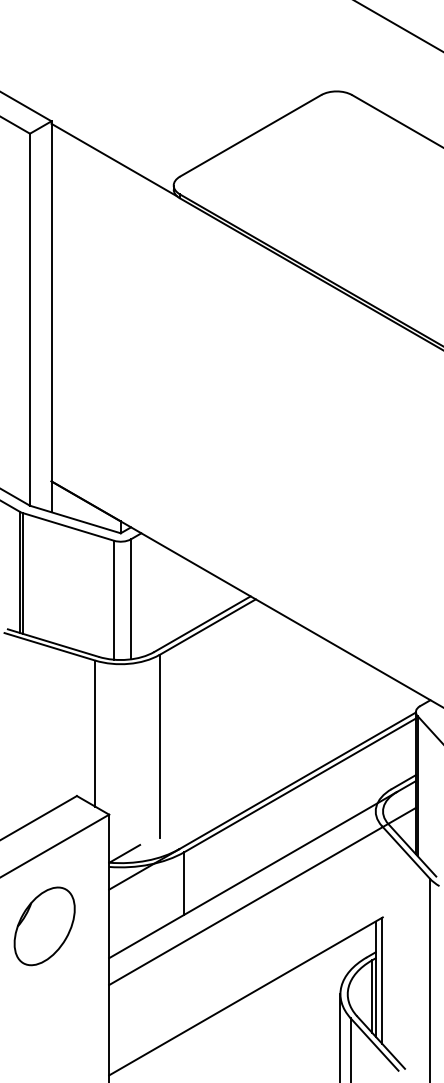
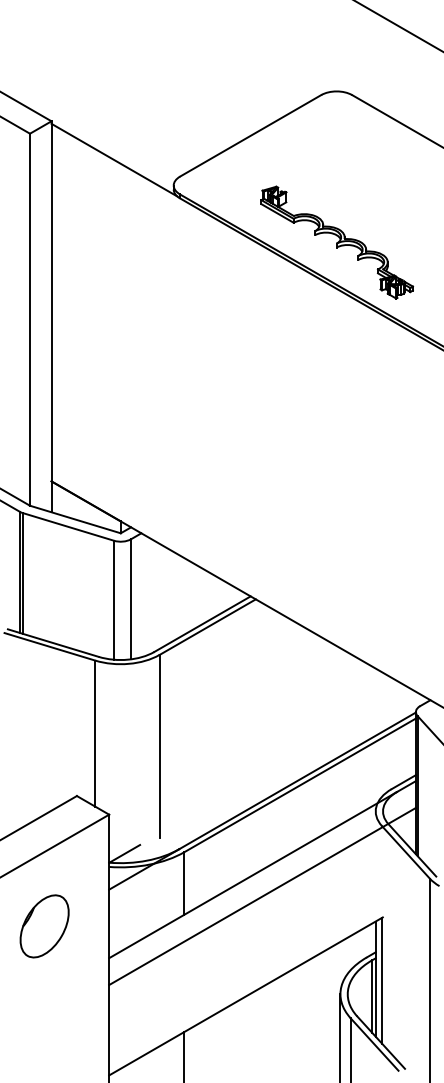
part: none -> present (337, 242)
part size: 63x81 px -> 51x65 px (44, 926)
line: none -> present (184, 1055)
